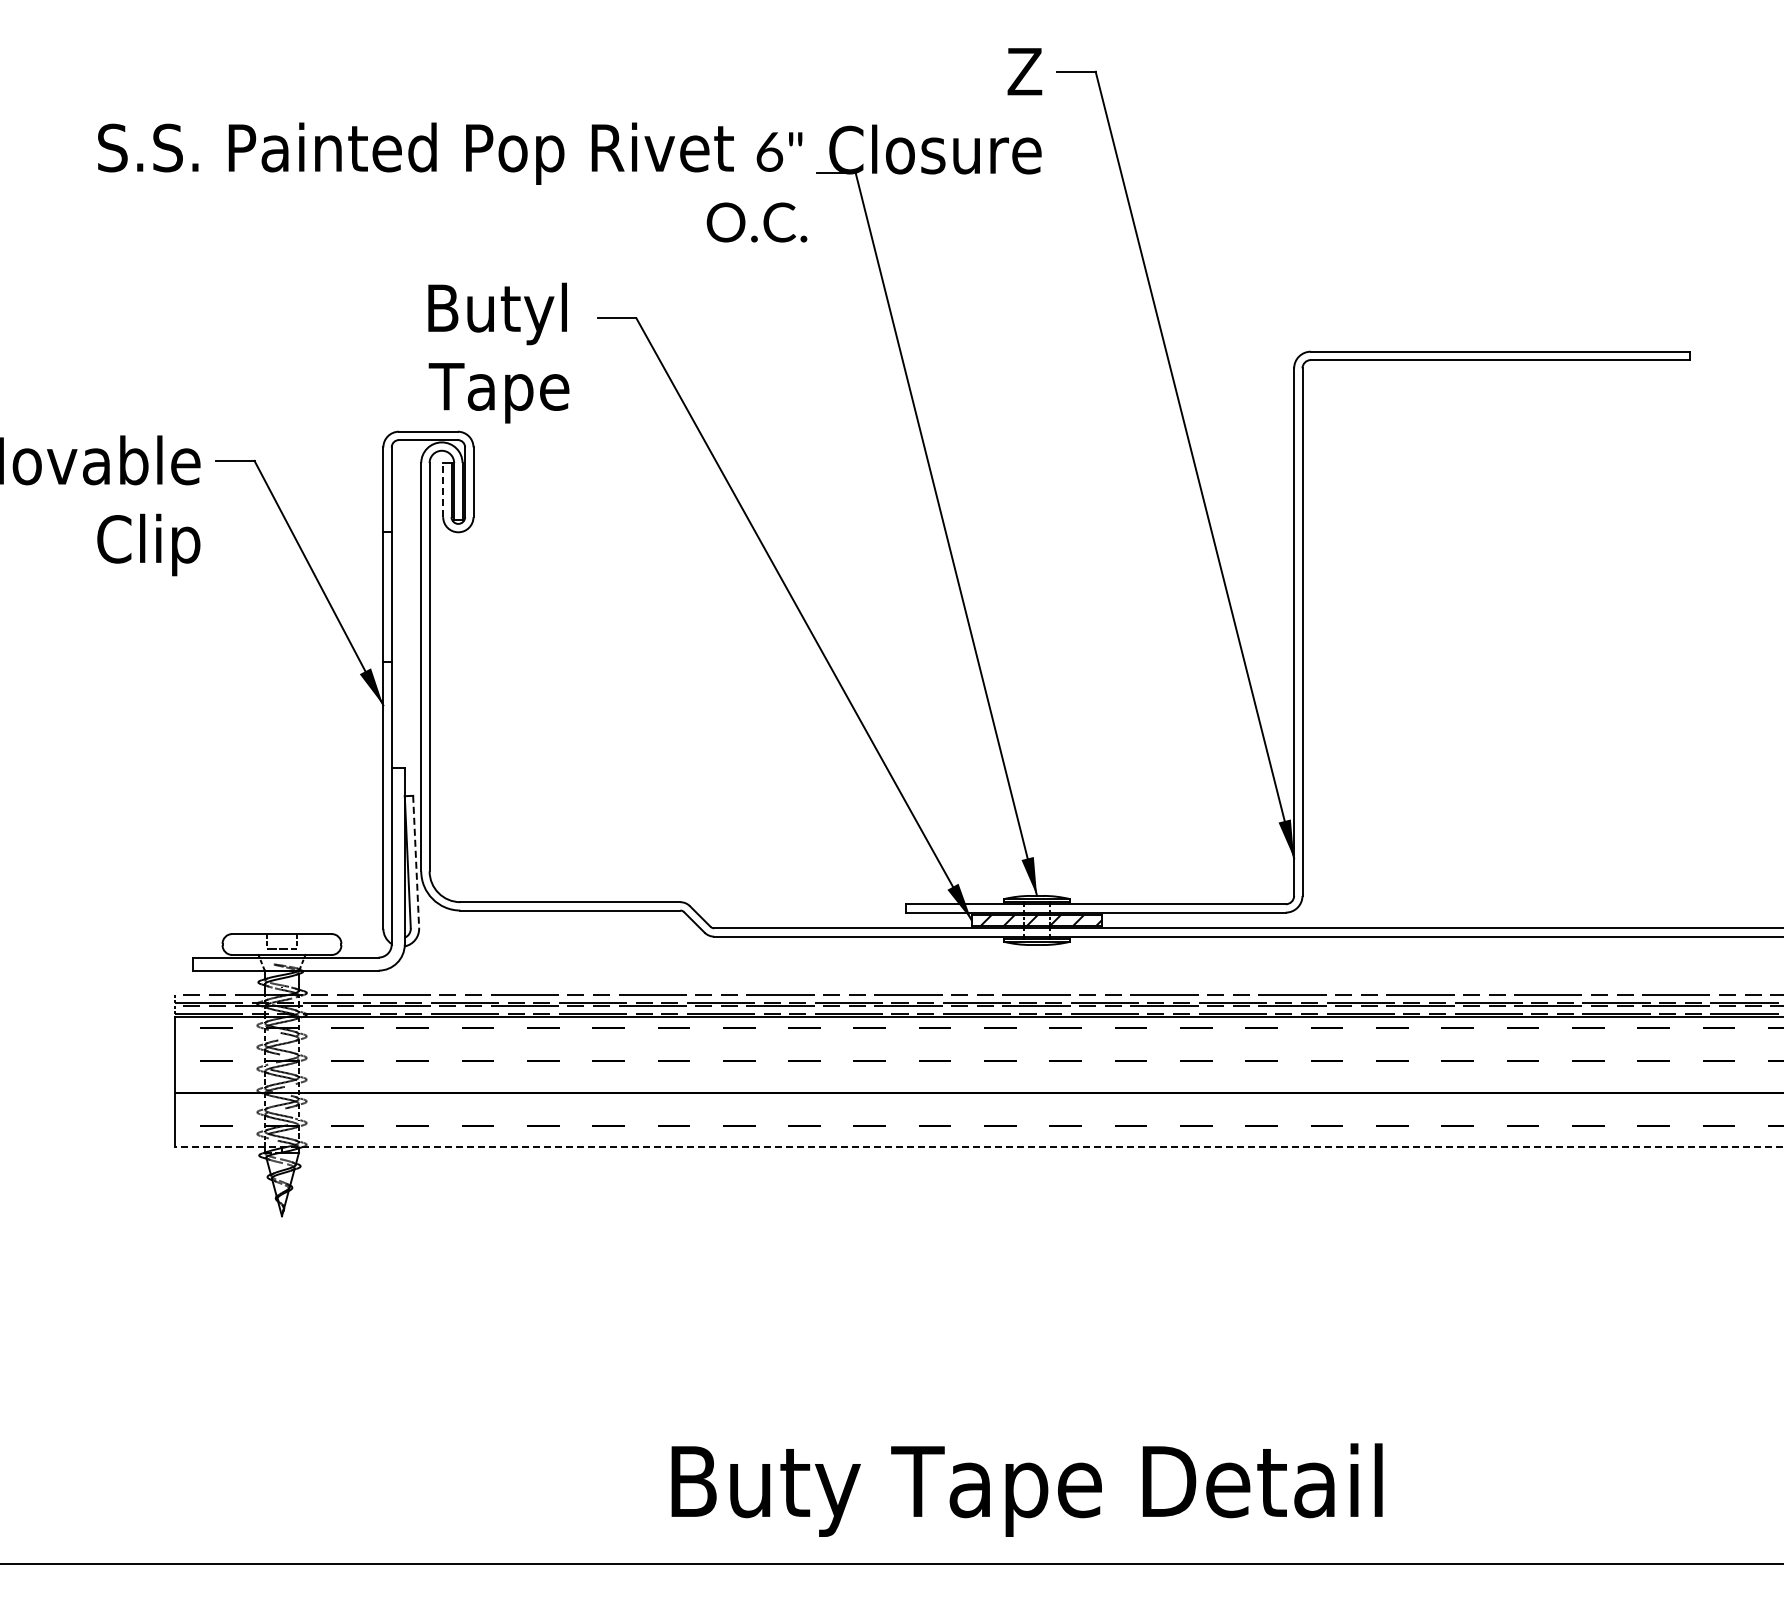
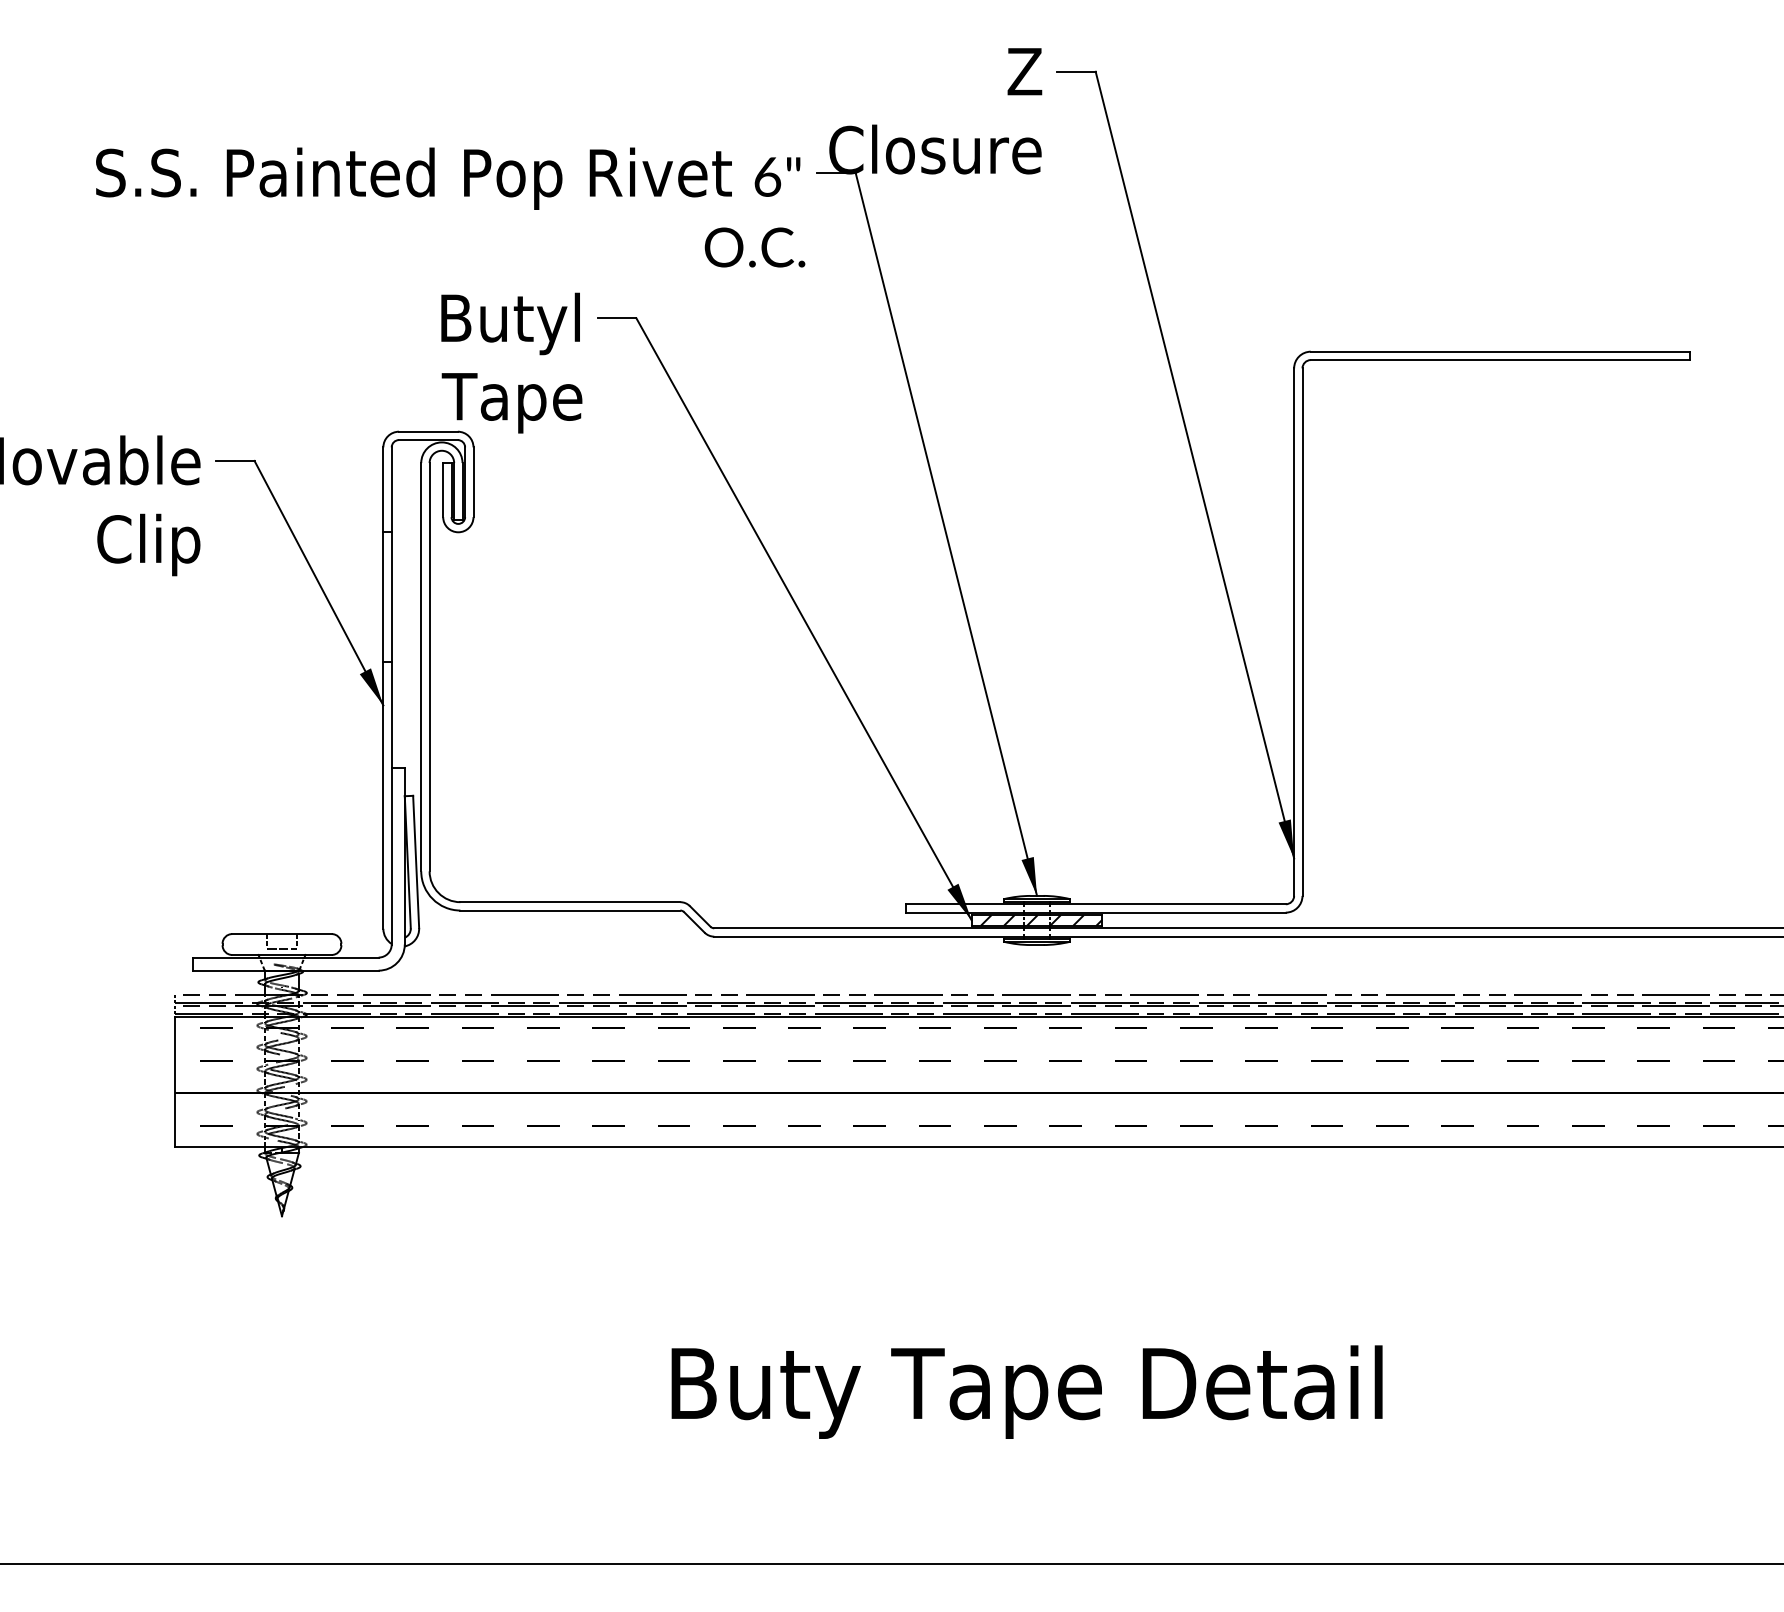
text position: (452, 182) -> (450, 207) (450, 207)
text position: (498, 352) -> (511, 362) (511, 362)
line: dashed -> solid (443, 489)
line: dashed -> solid (416, 862)
line: dashed -> solid (978, 1147)
text position: (1026, 1489) -> (1026, 1391) (1026, 1391)
